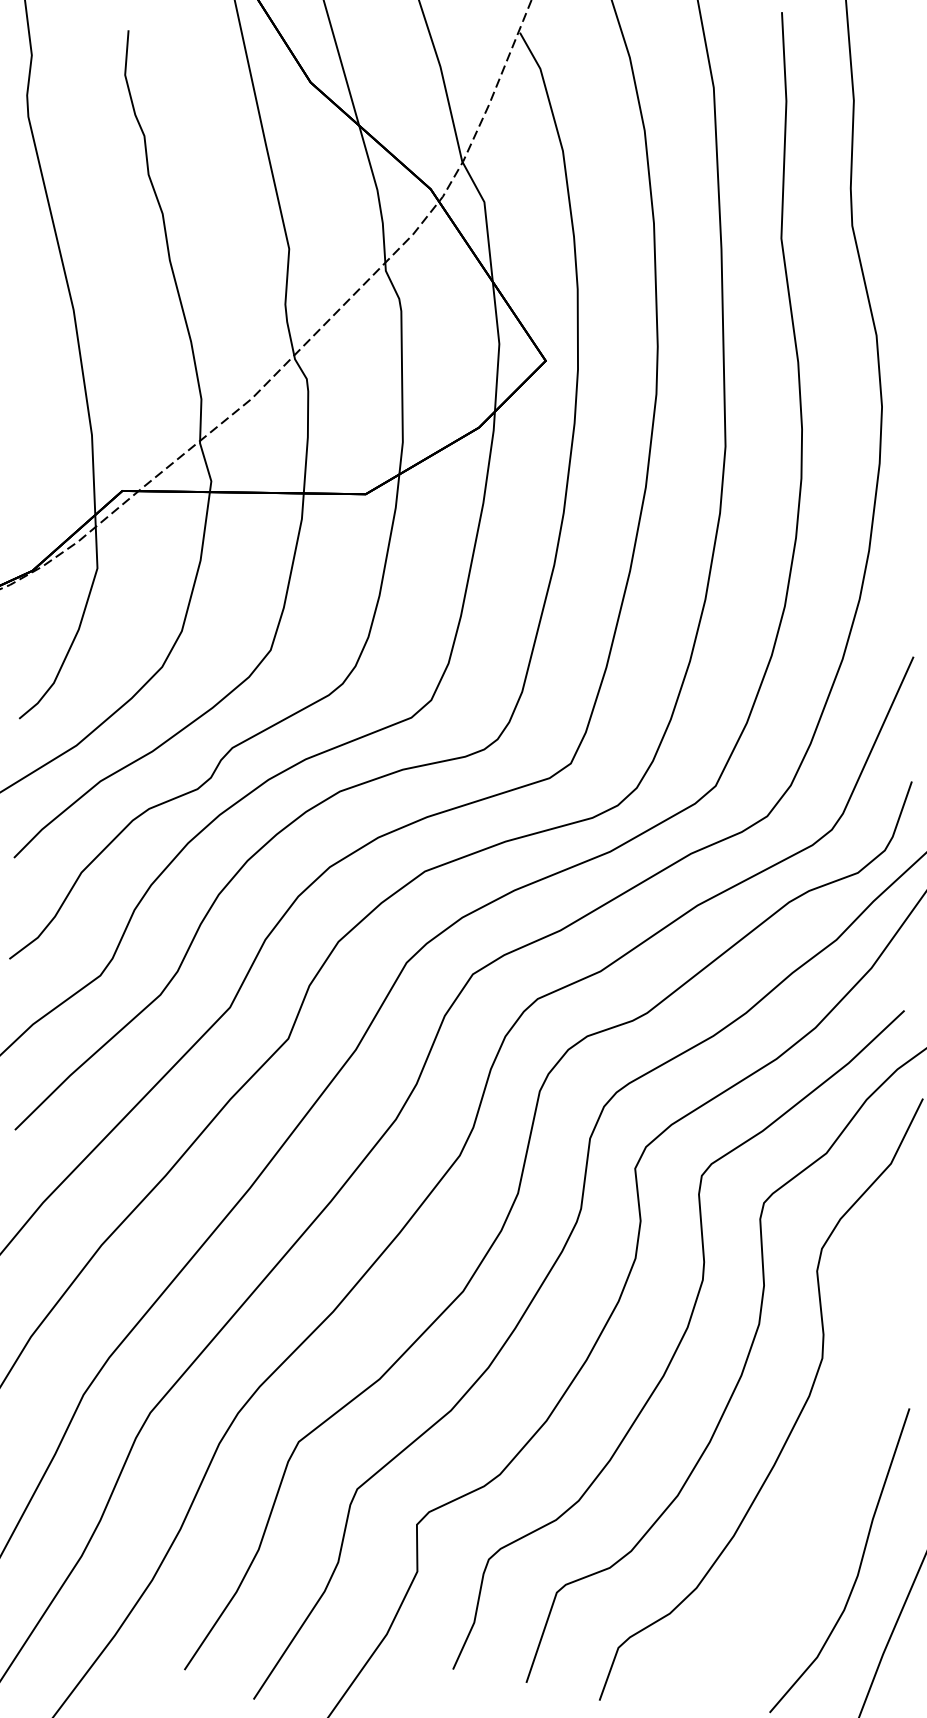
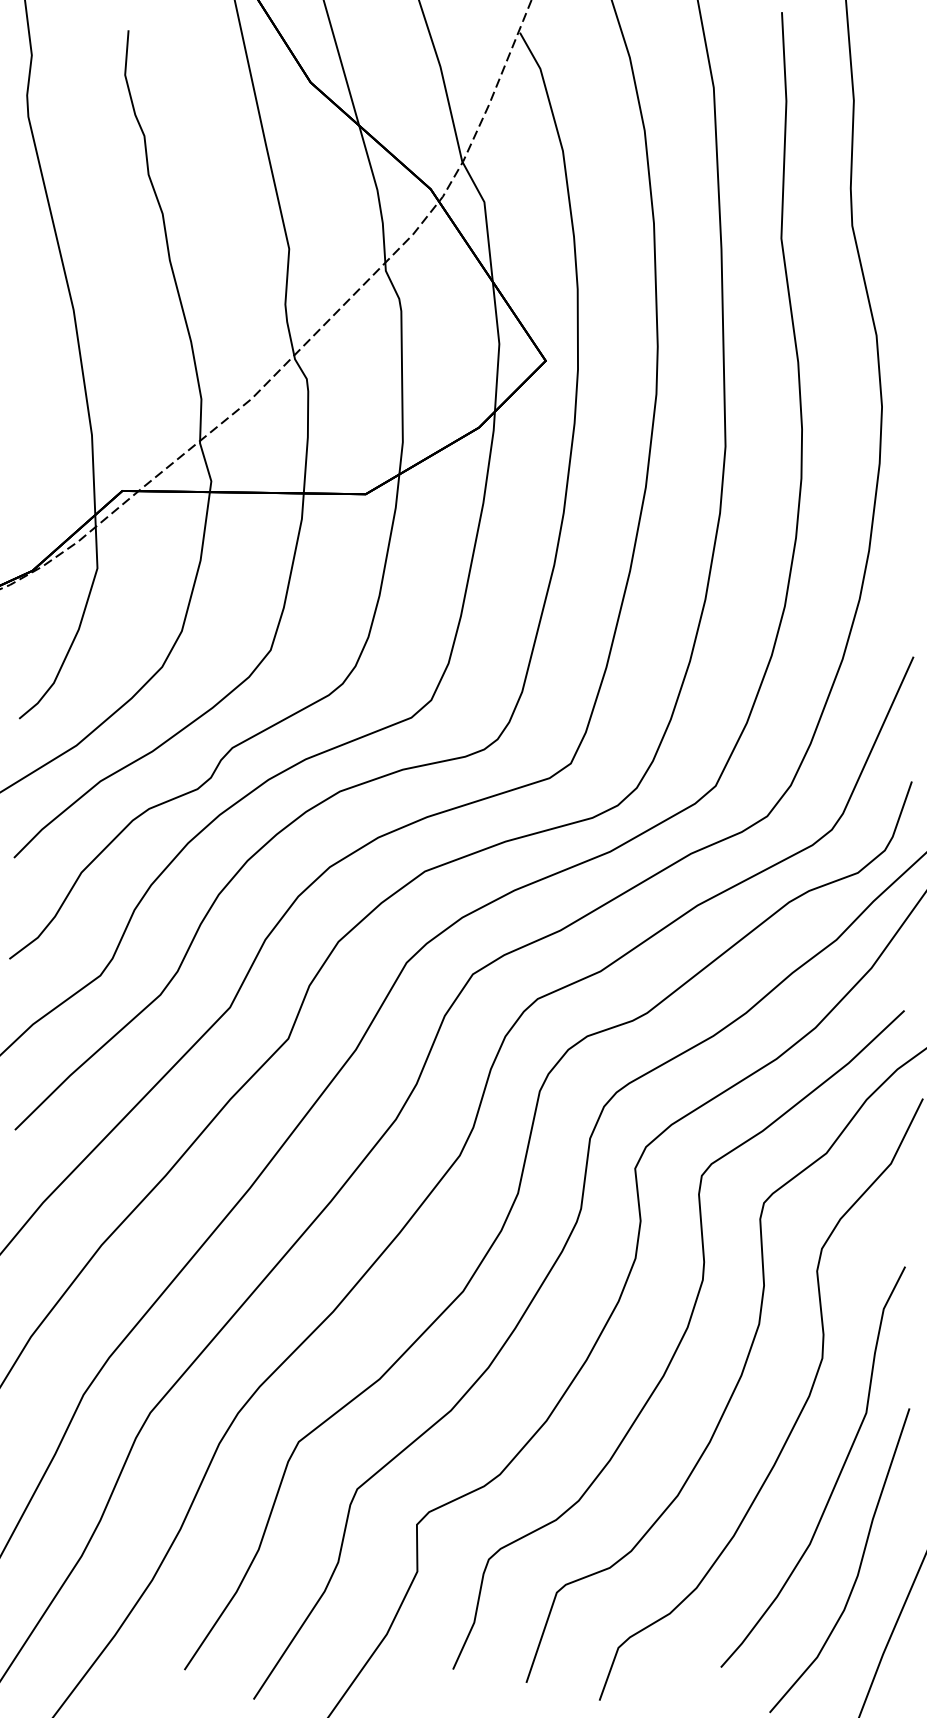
curve: none -> present (838, 1474)
